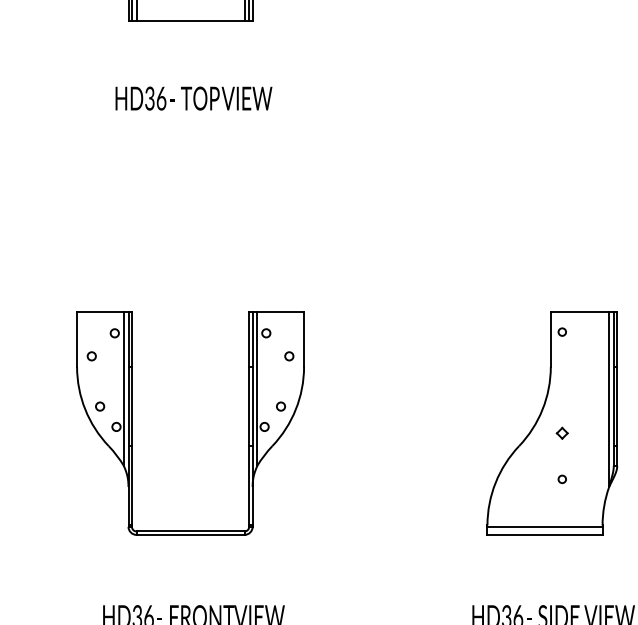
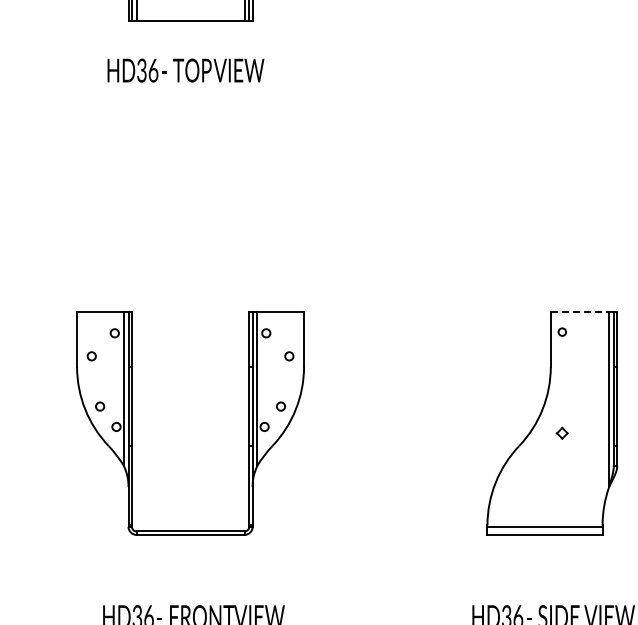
text position: (193, 98) -> (185, 70) (185, 70)
line: solid -> dashed (580, 312)
circle: present -> none (561, 478)
